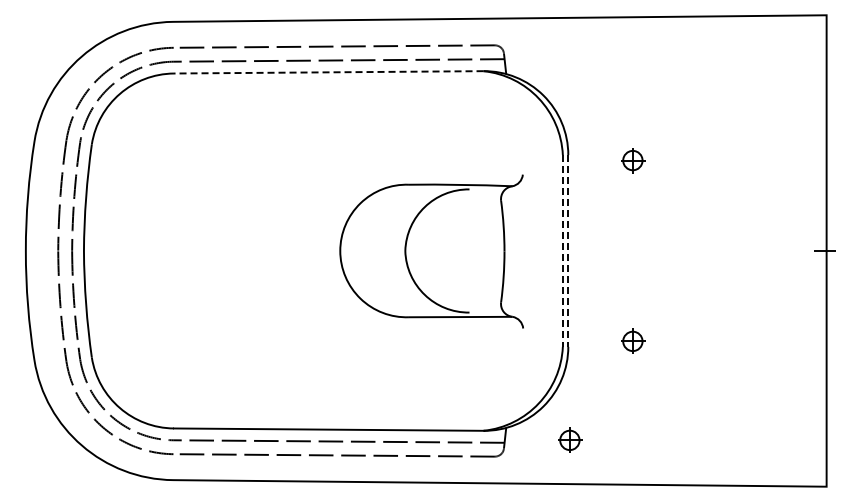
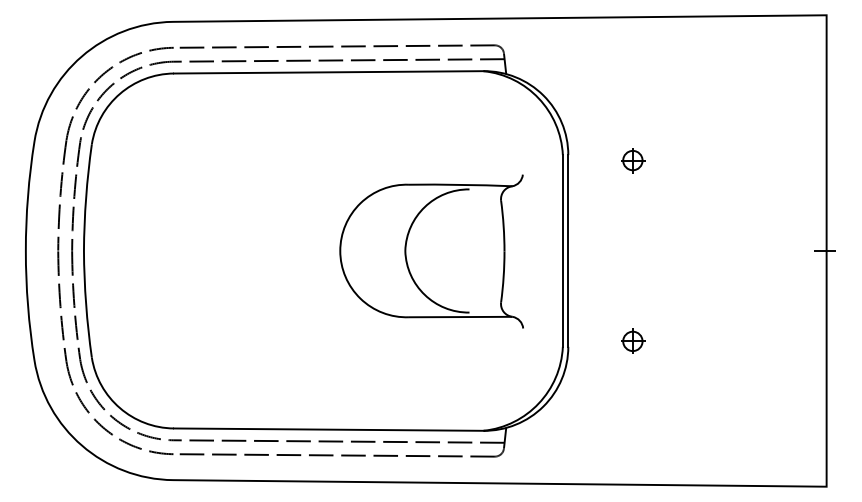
line: dashed -> solid (328, 72)
line: dashed -> solid (562, 251)
line: dashed -> solid (568, 251)
part: present -> none (570, 439)
